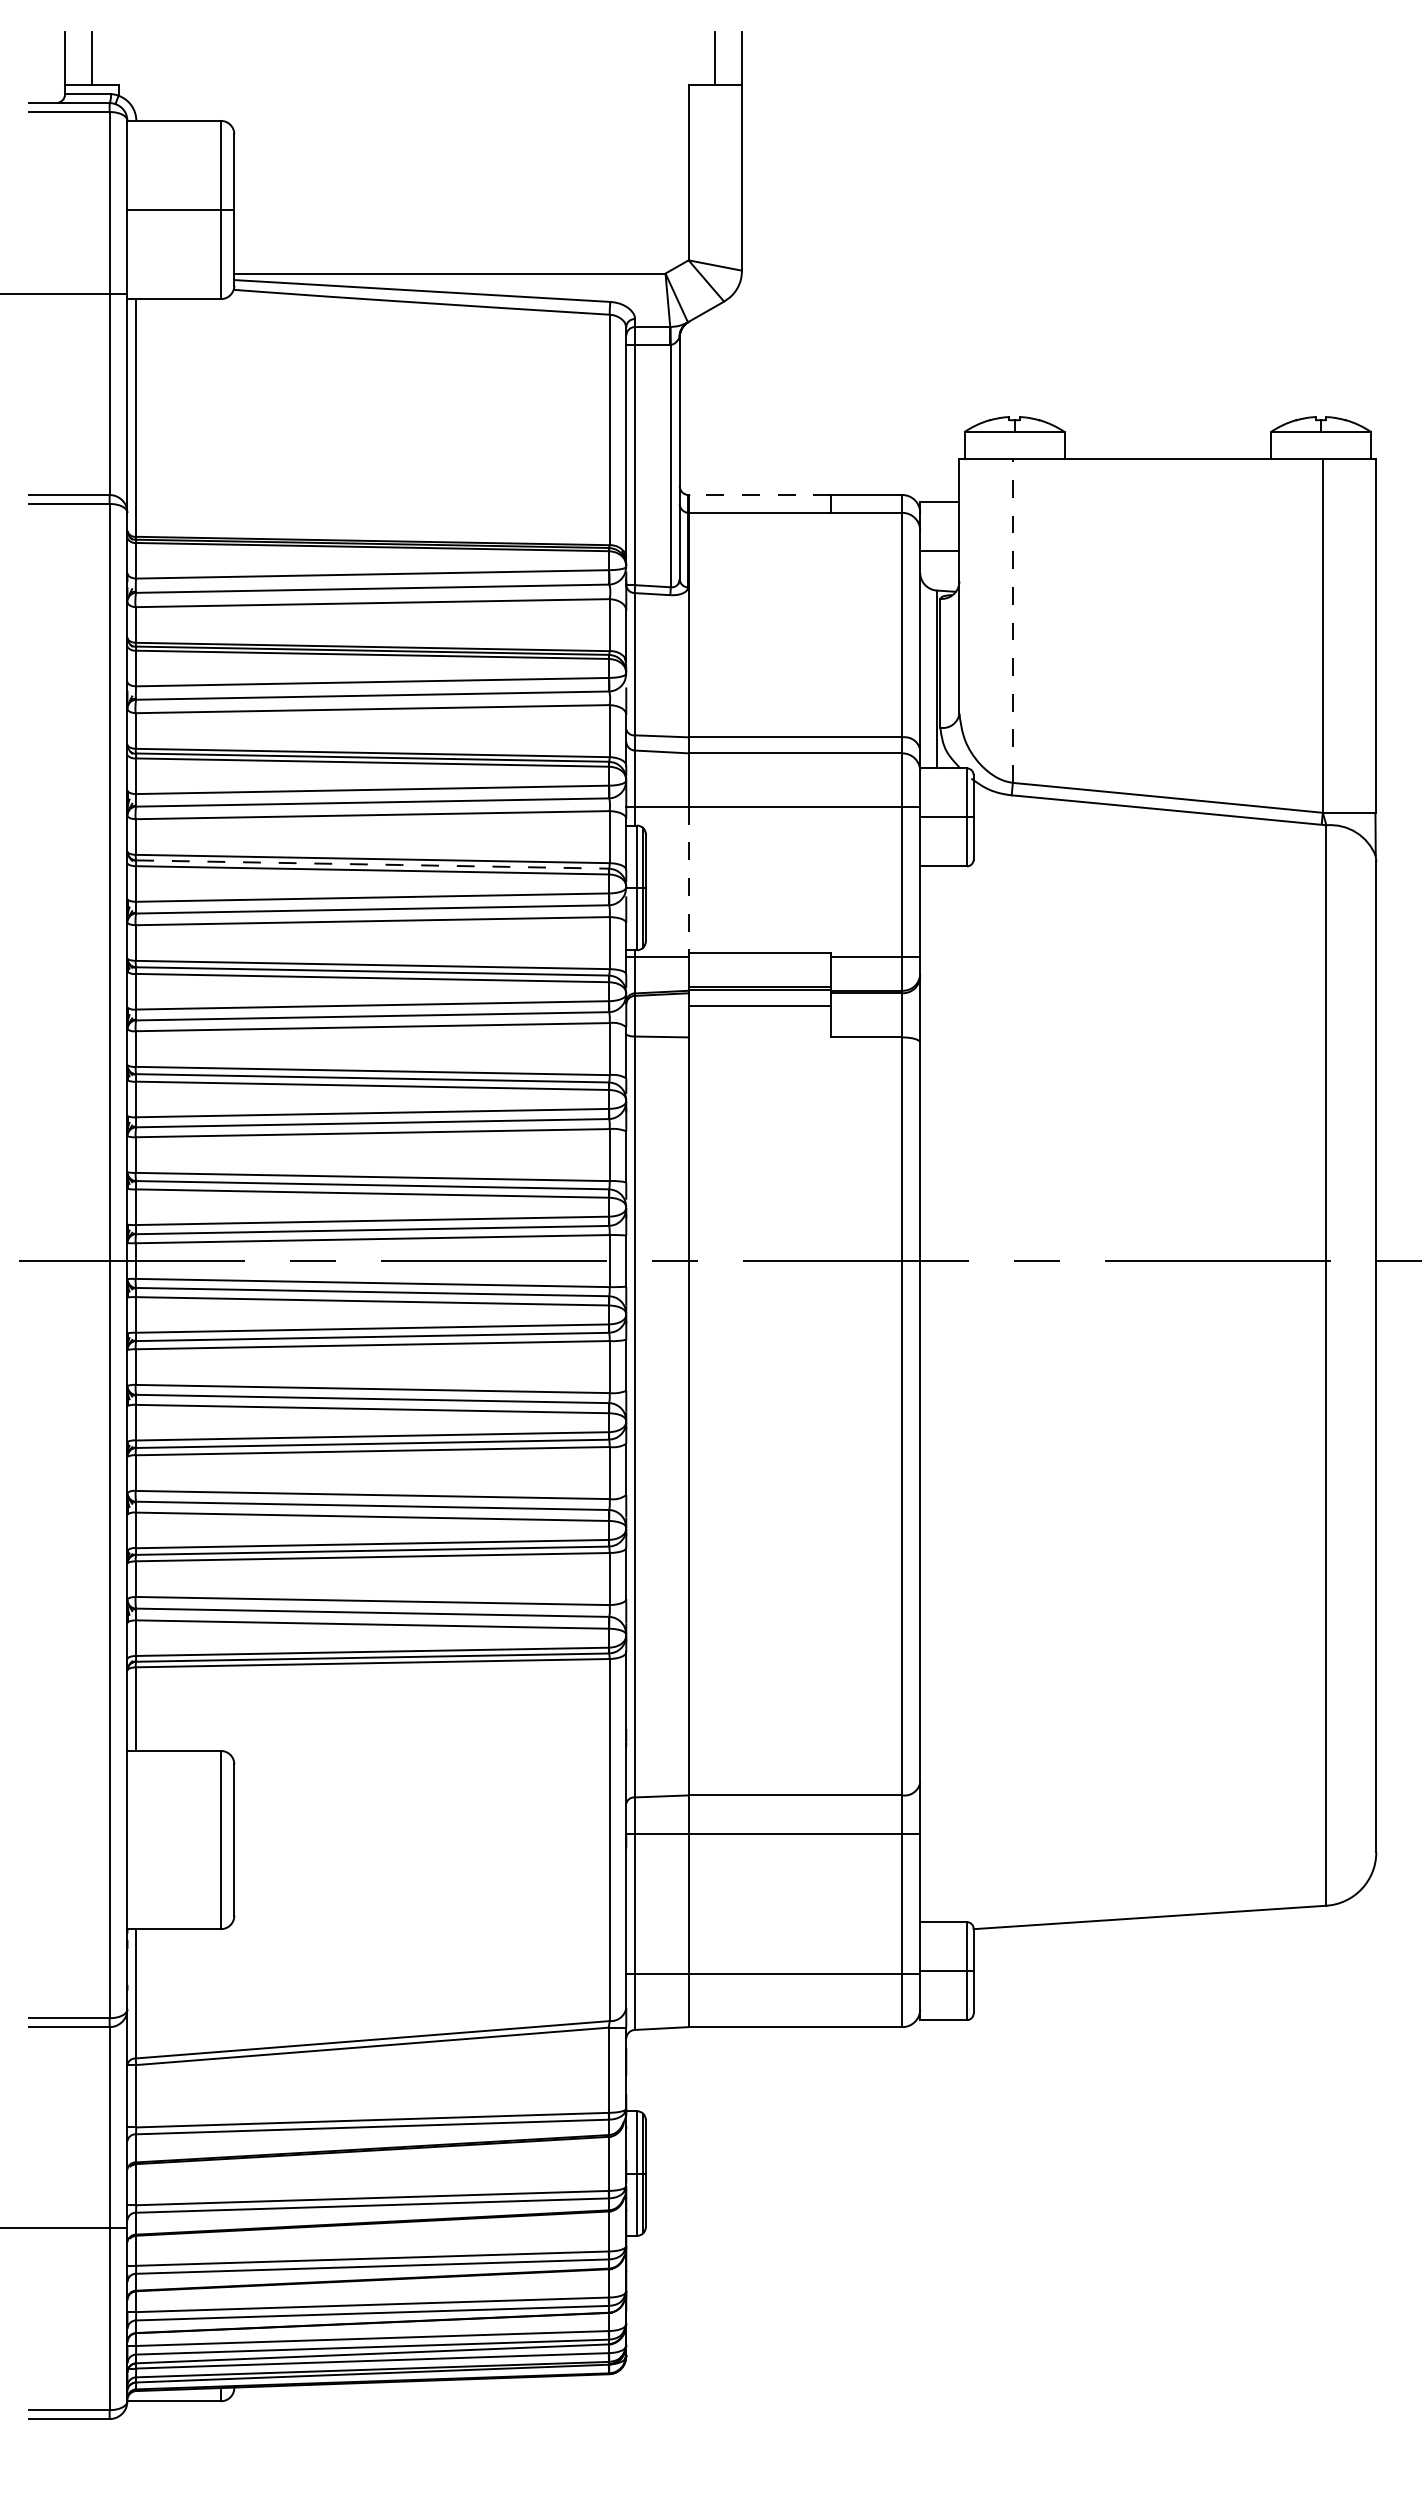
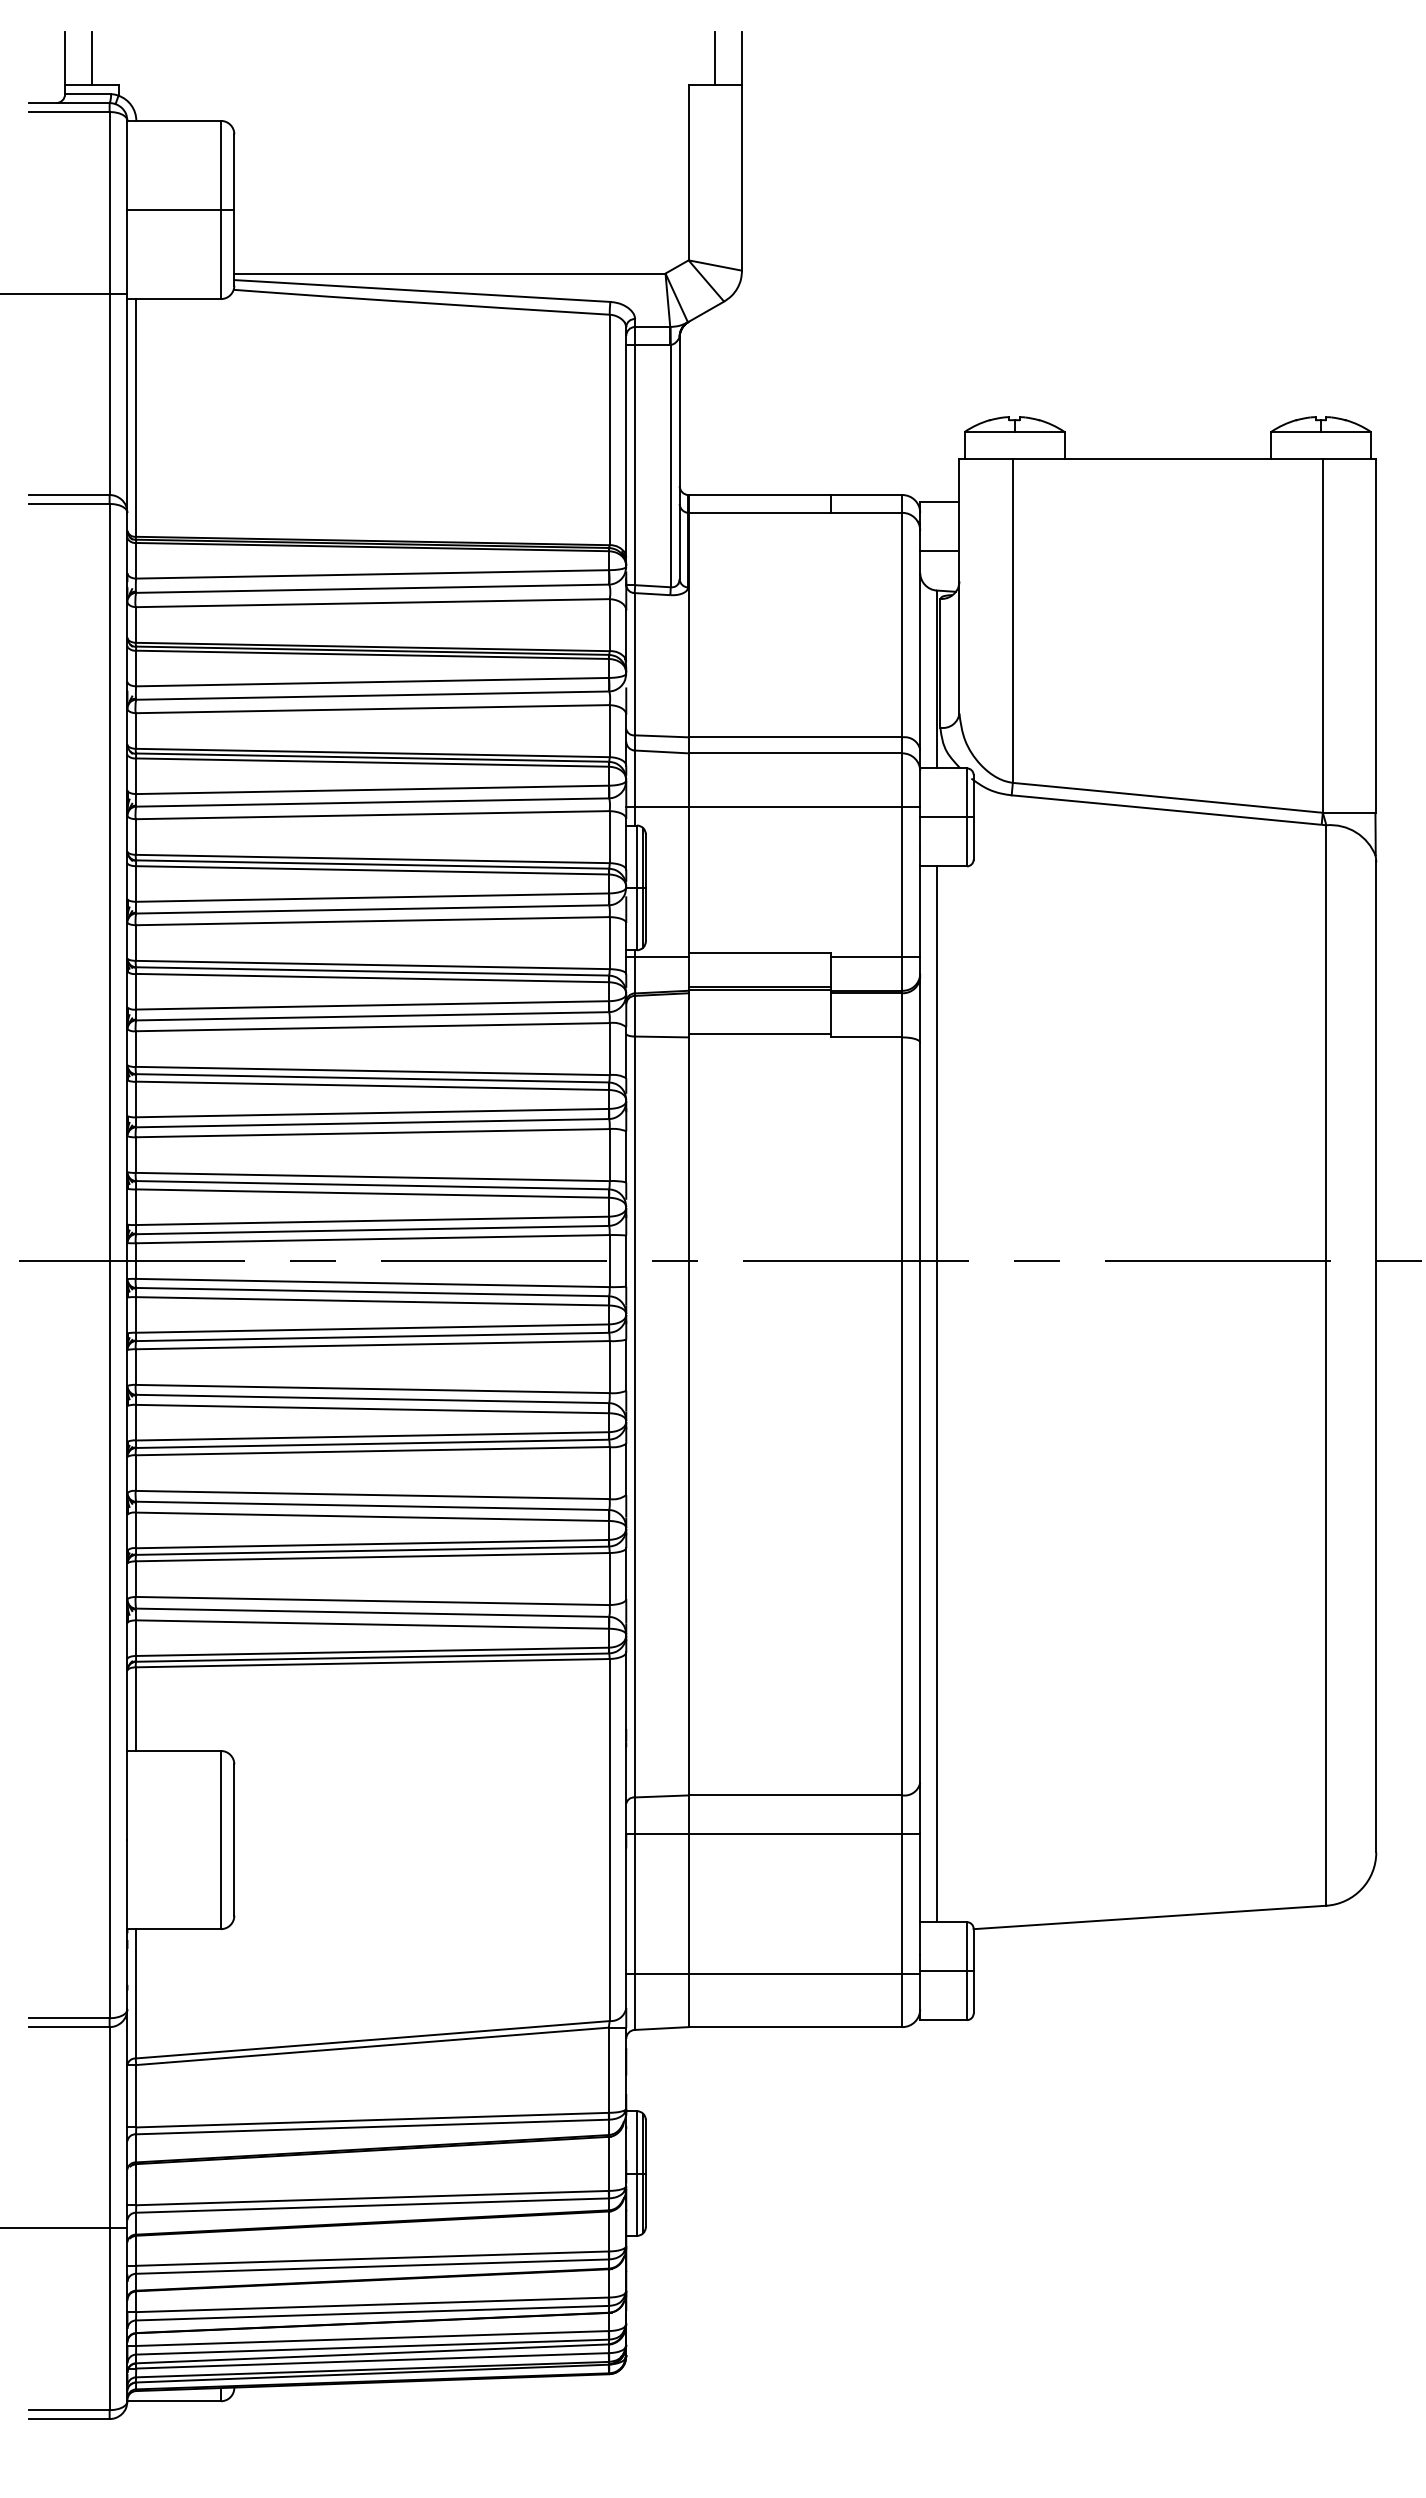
line: dashed -> solid (759, 495)
line: dashed -> solid (1012, 621)
line: dashed -> solid (373, 864)
line: dashed -> solid (688, 880)
line position: (759, 1006) -> (759, 1034) (759, 1034)
line: none -> present (936, 1394)
